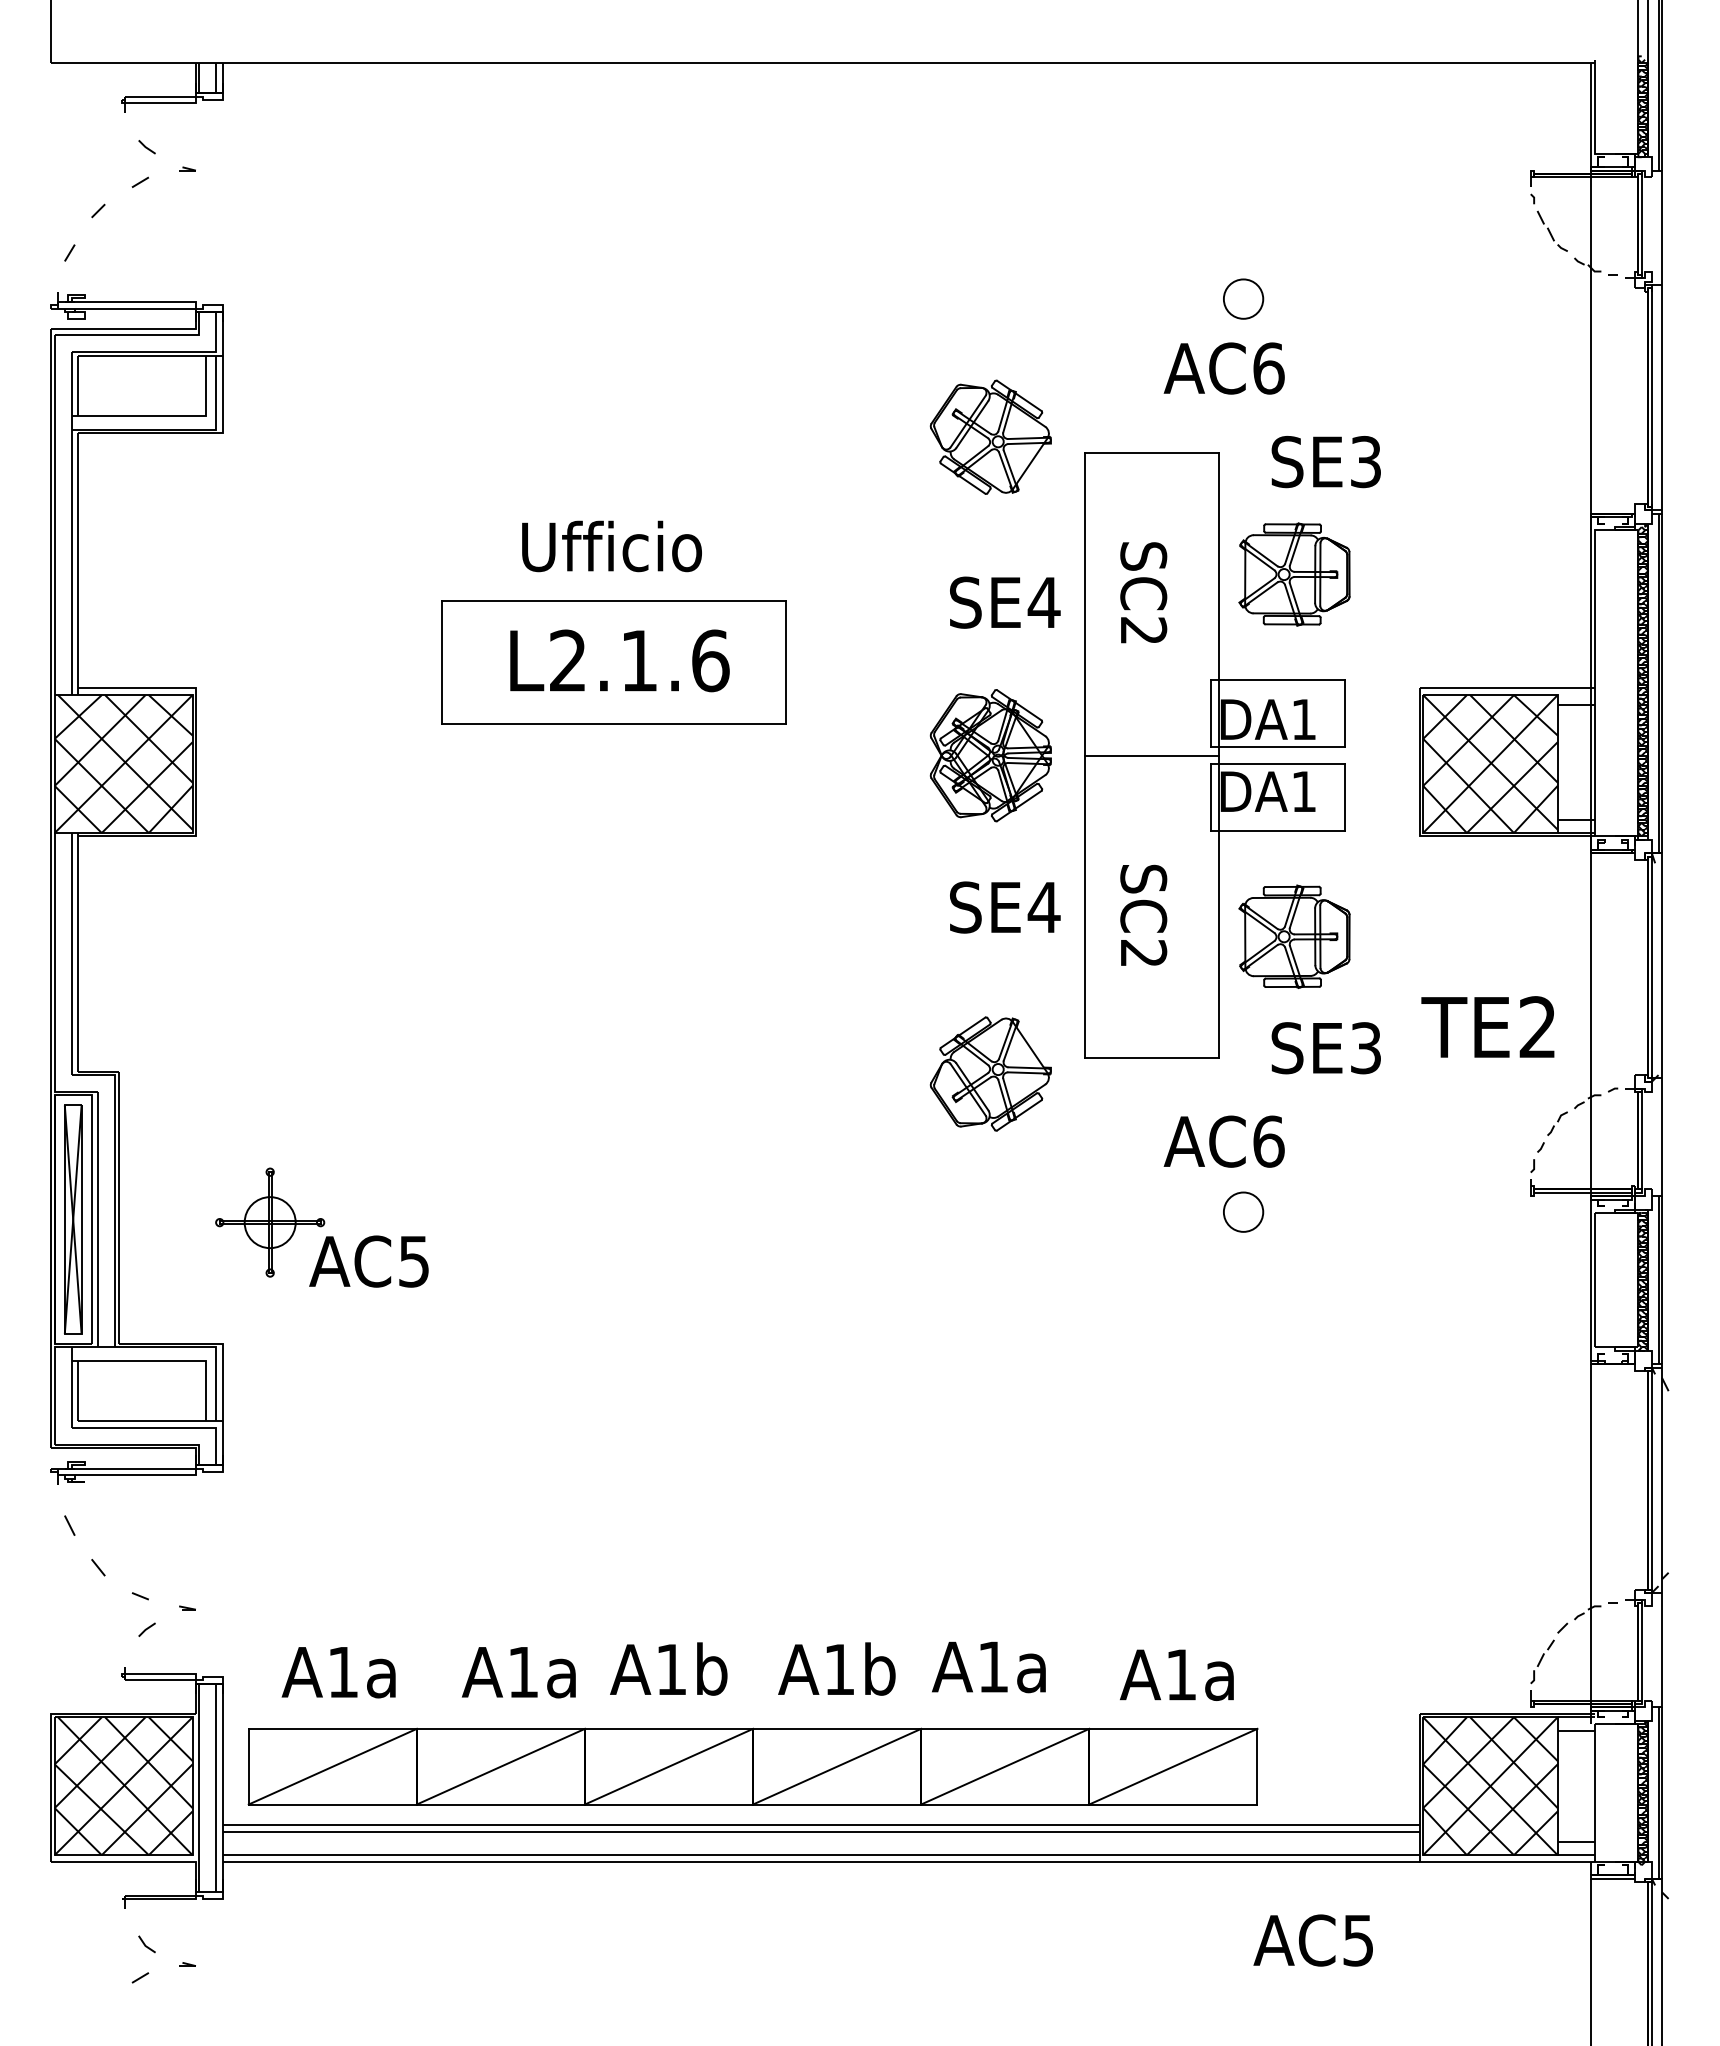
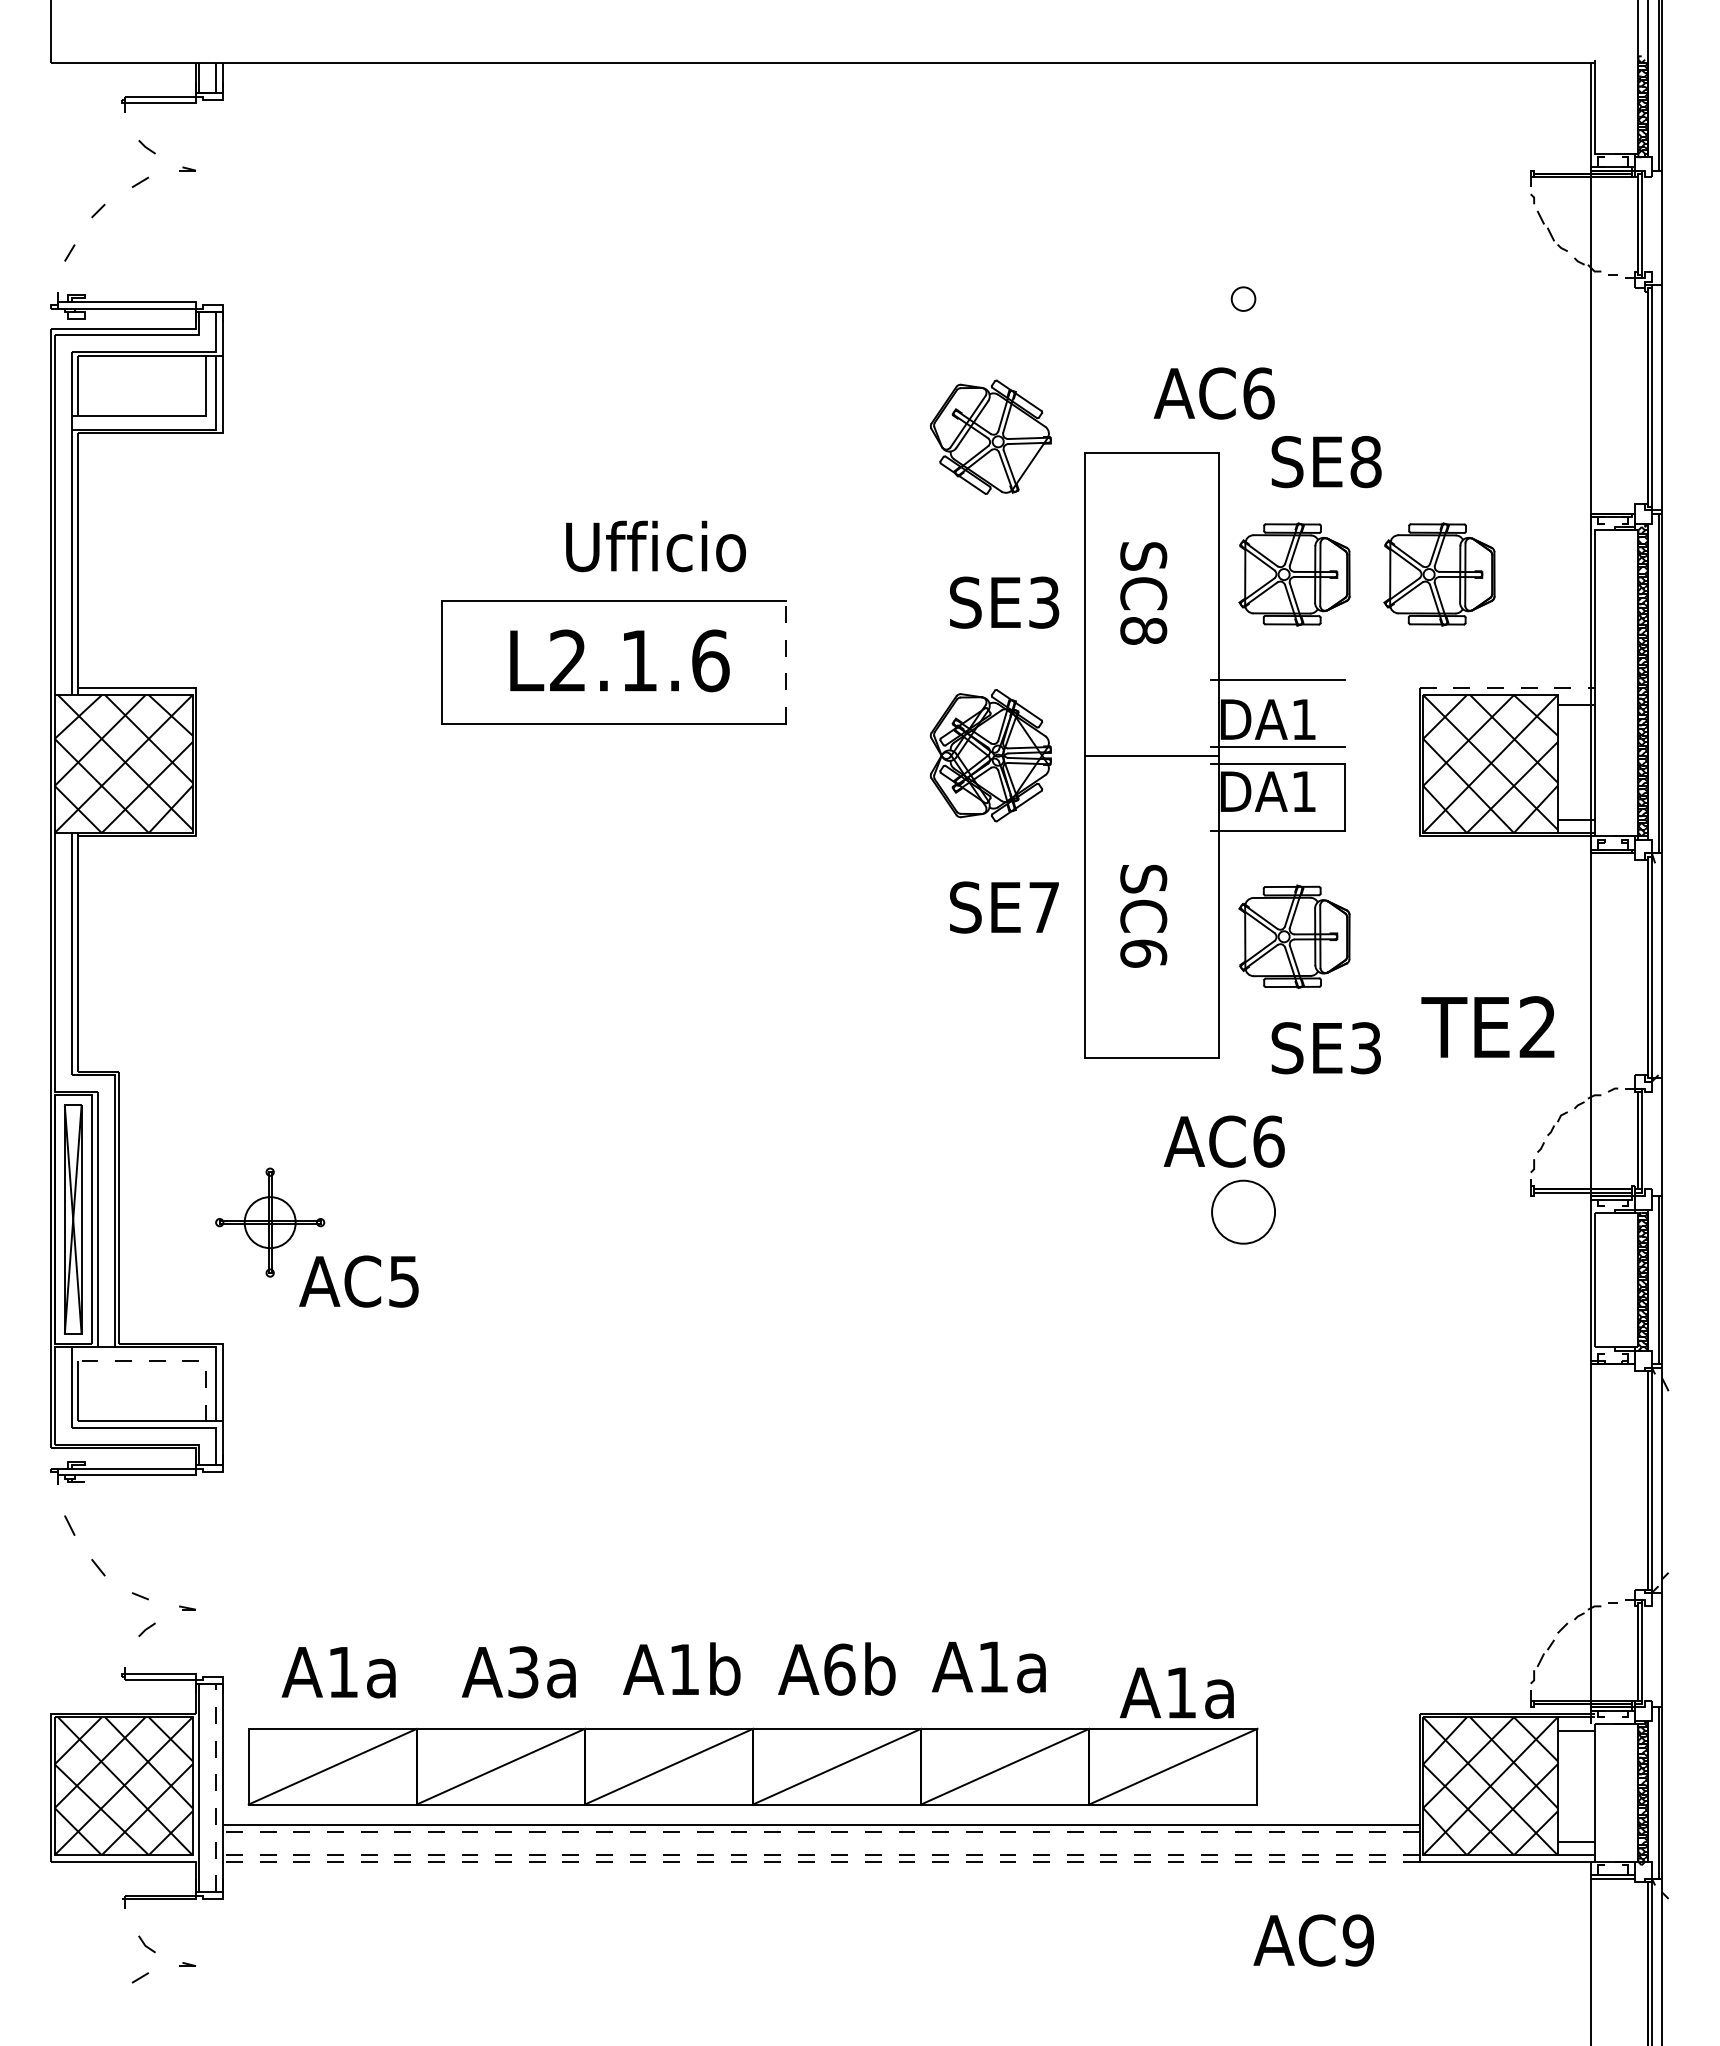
circle diameter: 39 px -> 24 px (1243, 298)
text position: (1223, 368) -> (1213, 393) (1213, 393)
text: SE3 -> SE8 (1365, 462)
text position: (611, 546) -> (655, 546) (655, 546)
part: none -> present (1439, 574)
text: SE4 -> SE3 (1043, 602)
text: SC2 -> SC8 (1143, 630)
line: solid -> dashed (785, 661)
line: solid -> dashed (1507, 688)
line: present -> none (1210, 713)
line: present -> none (1345, 713)
line: present -> none (1210, 797)
text: SE4 -> SE7 (1043, 907)
text: SC2 -> SC6 (1143, 953)
part: present -> none (990, 1073)
circle diameter: 39 px -> 63 px (1243, 1211)
text position: (368, 1261) -> (358, 1281) (358, 1281)
line: solid -> dashed (169, 1360)
text position: (668, 1668) -> (681, 1668) (681, 1668)
text: A1b -> A6b (839, 1669)
text: A1a -> A3a (523, 1672)
text position: (1176, 1674) -> (1176, 1692) (1176, 1692)
line: solid -> dashed (216, 1787)
line: solid -> dashed (820, 1831)
line: solid -> dashed (820, 1855)
line: solid -> dashed (820, 1861)
text: AC5 -> AC9 (1357, 1940)
